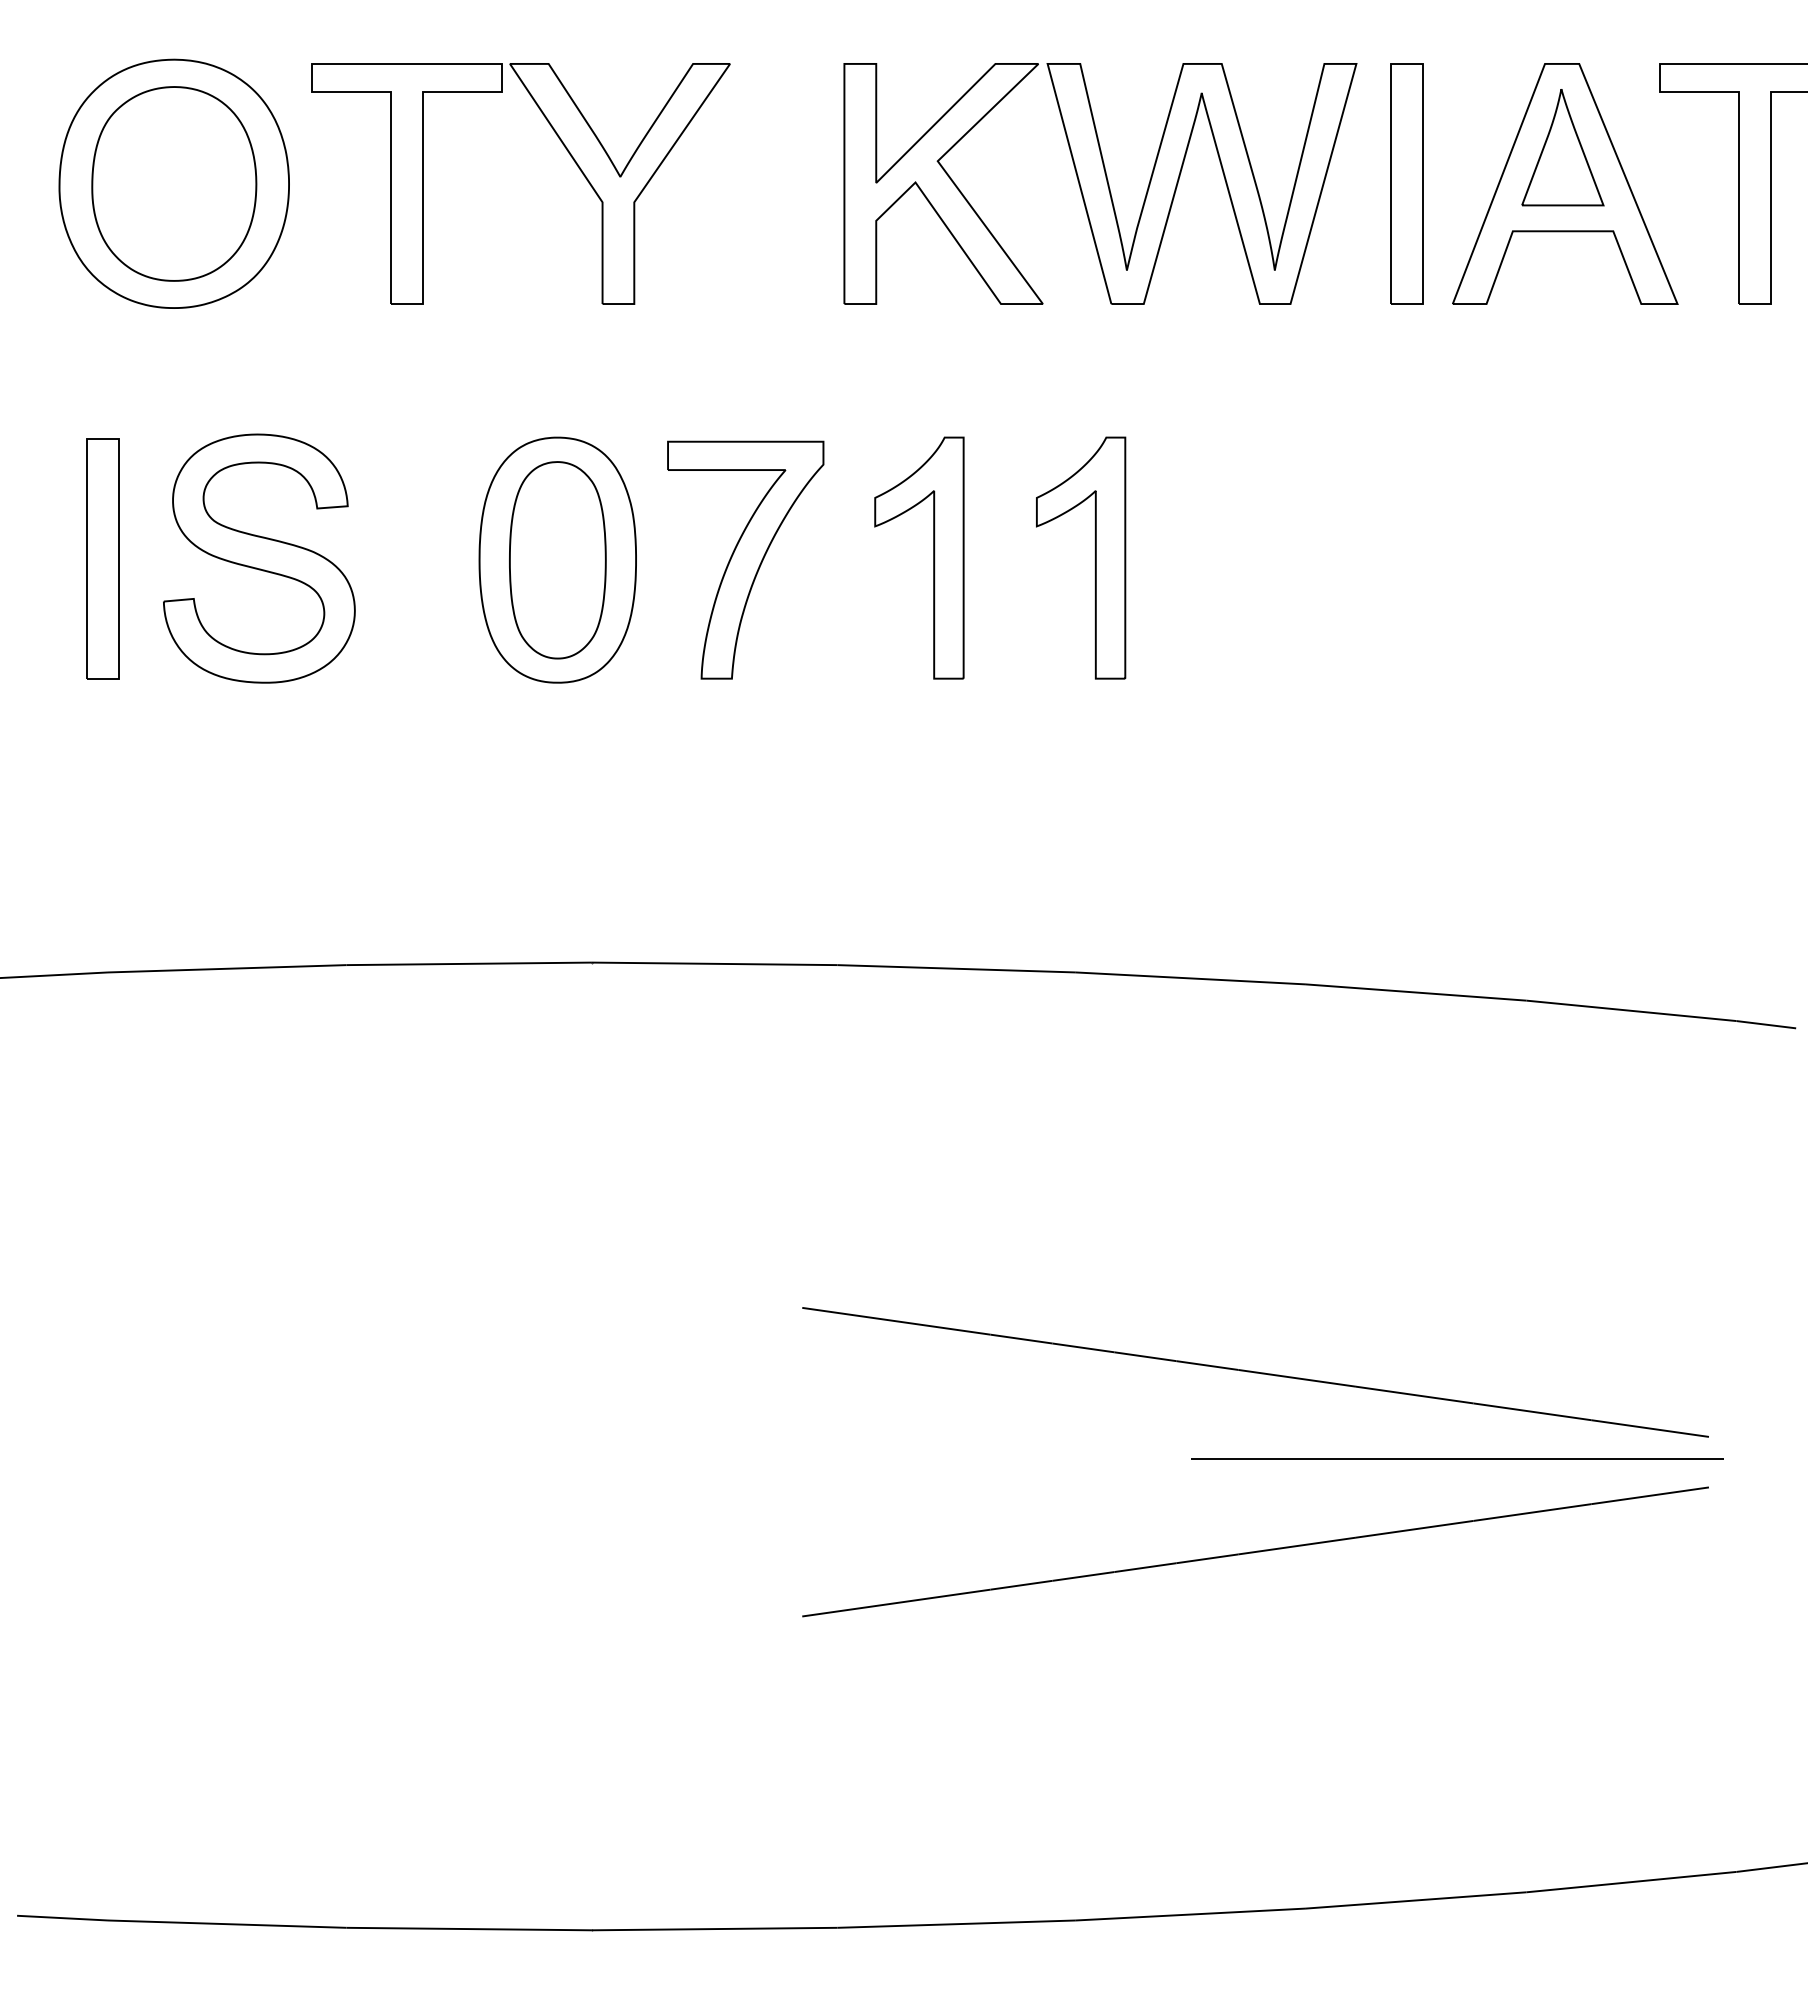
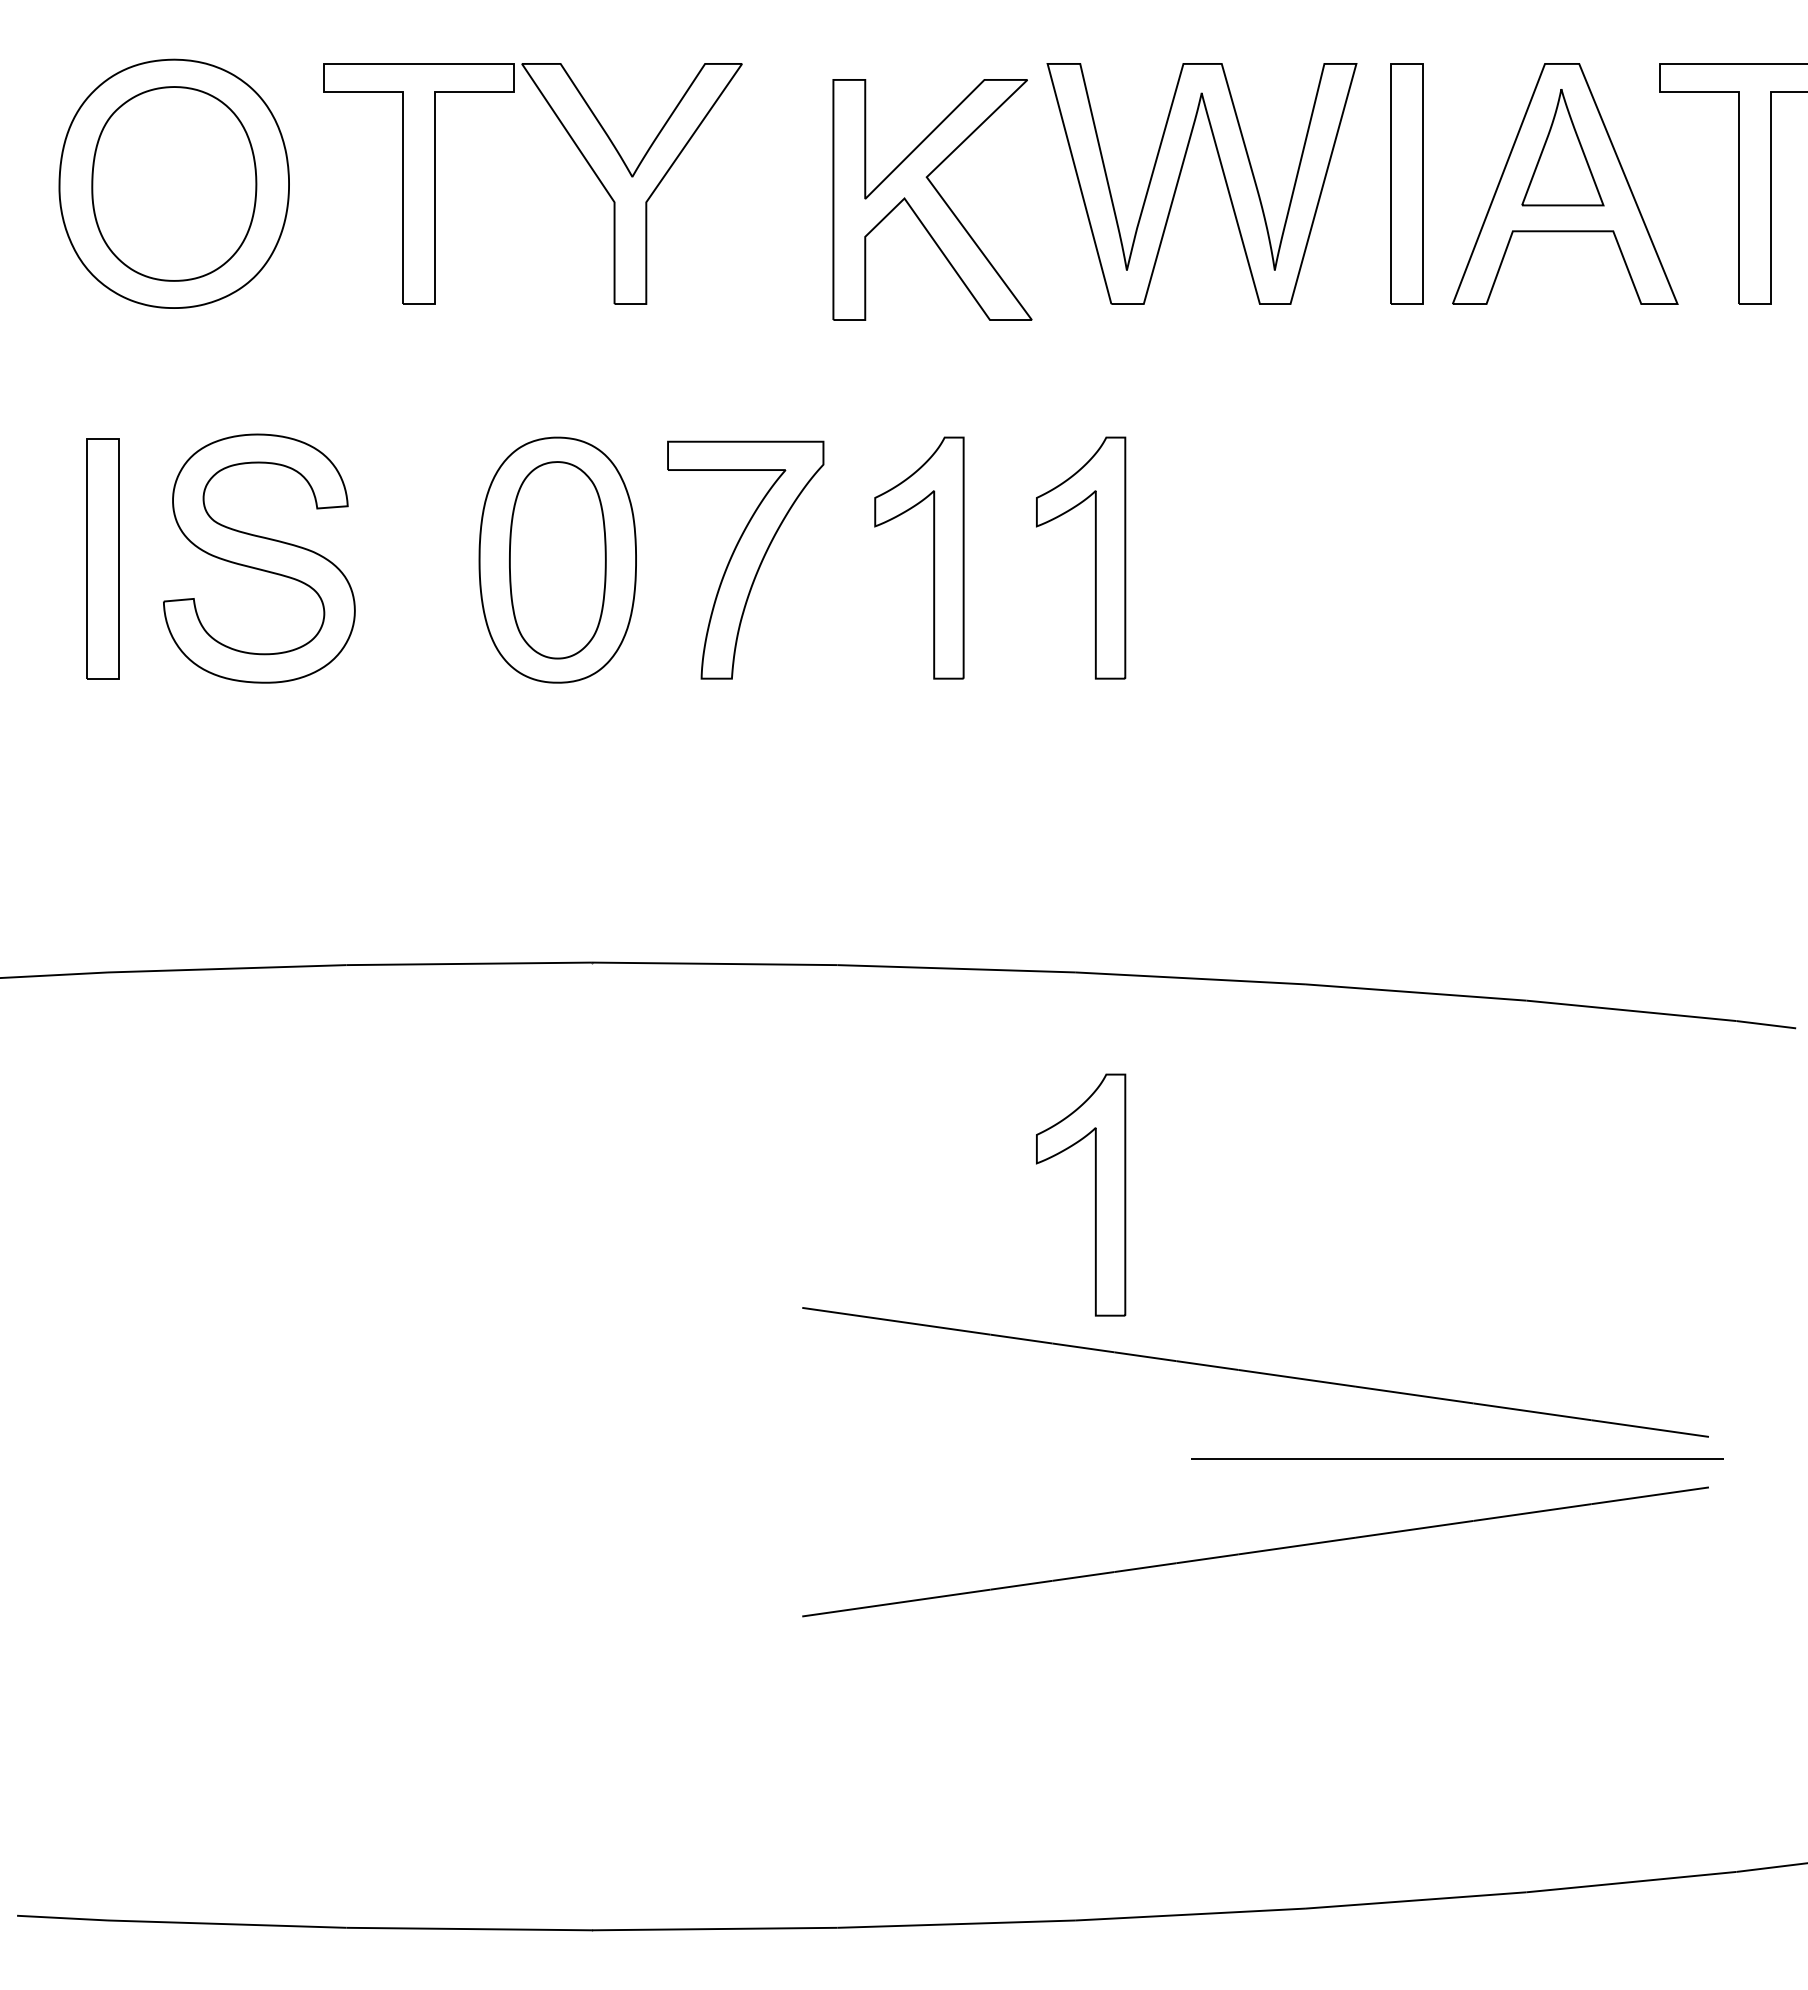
part position: (568, 153) -> (580, 153) (580, 153)
part position: (943, 183) -> (932, 199) (932, 199)
part: none -> present (1094, 1194)
